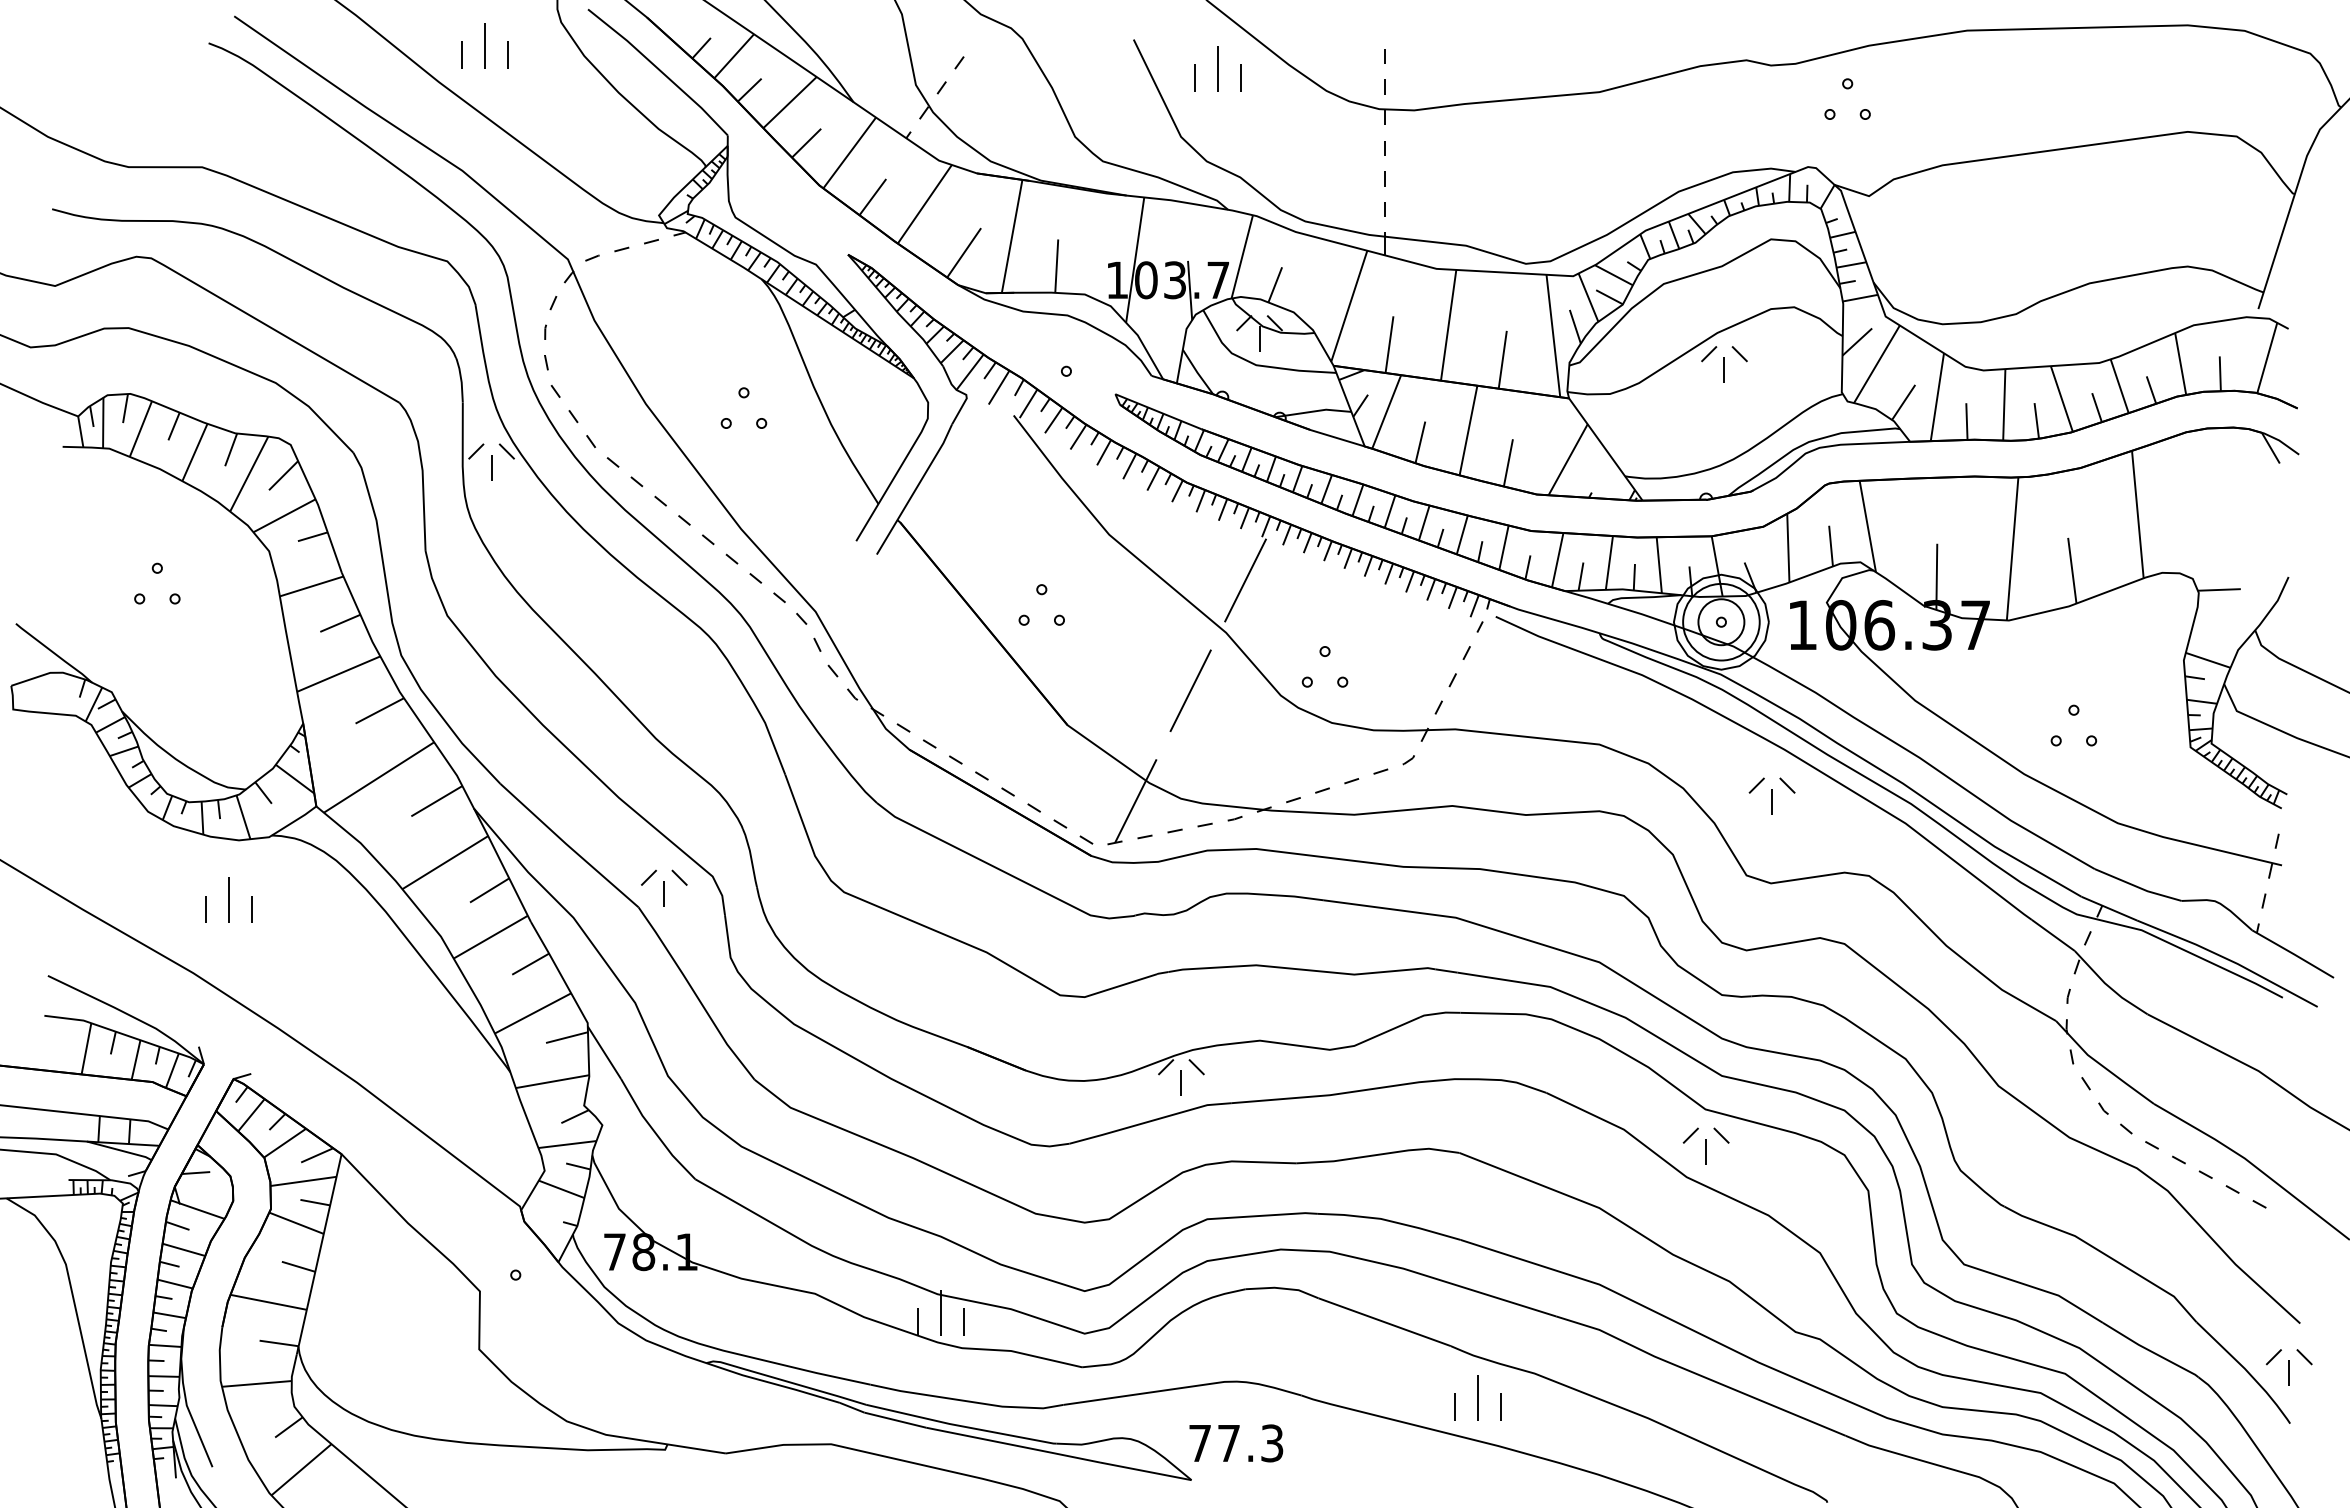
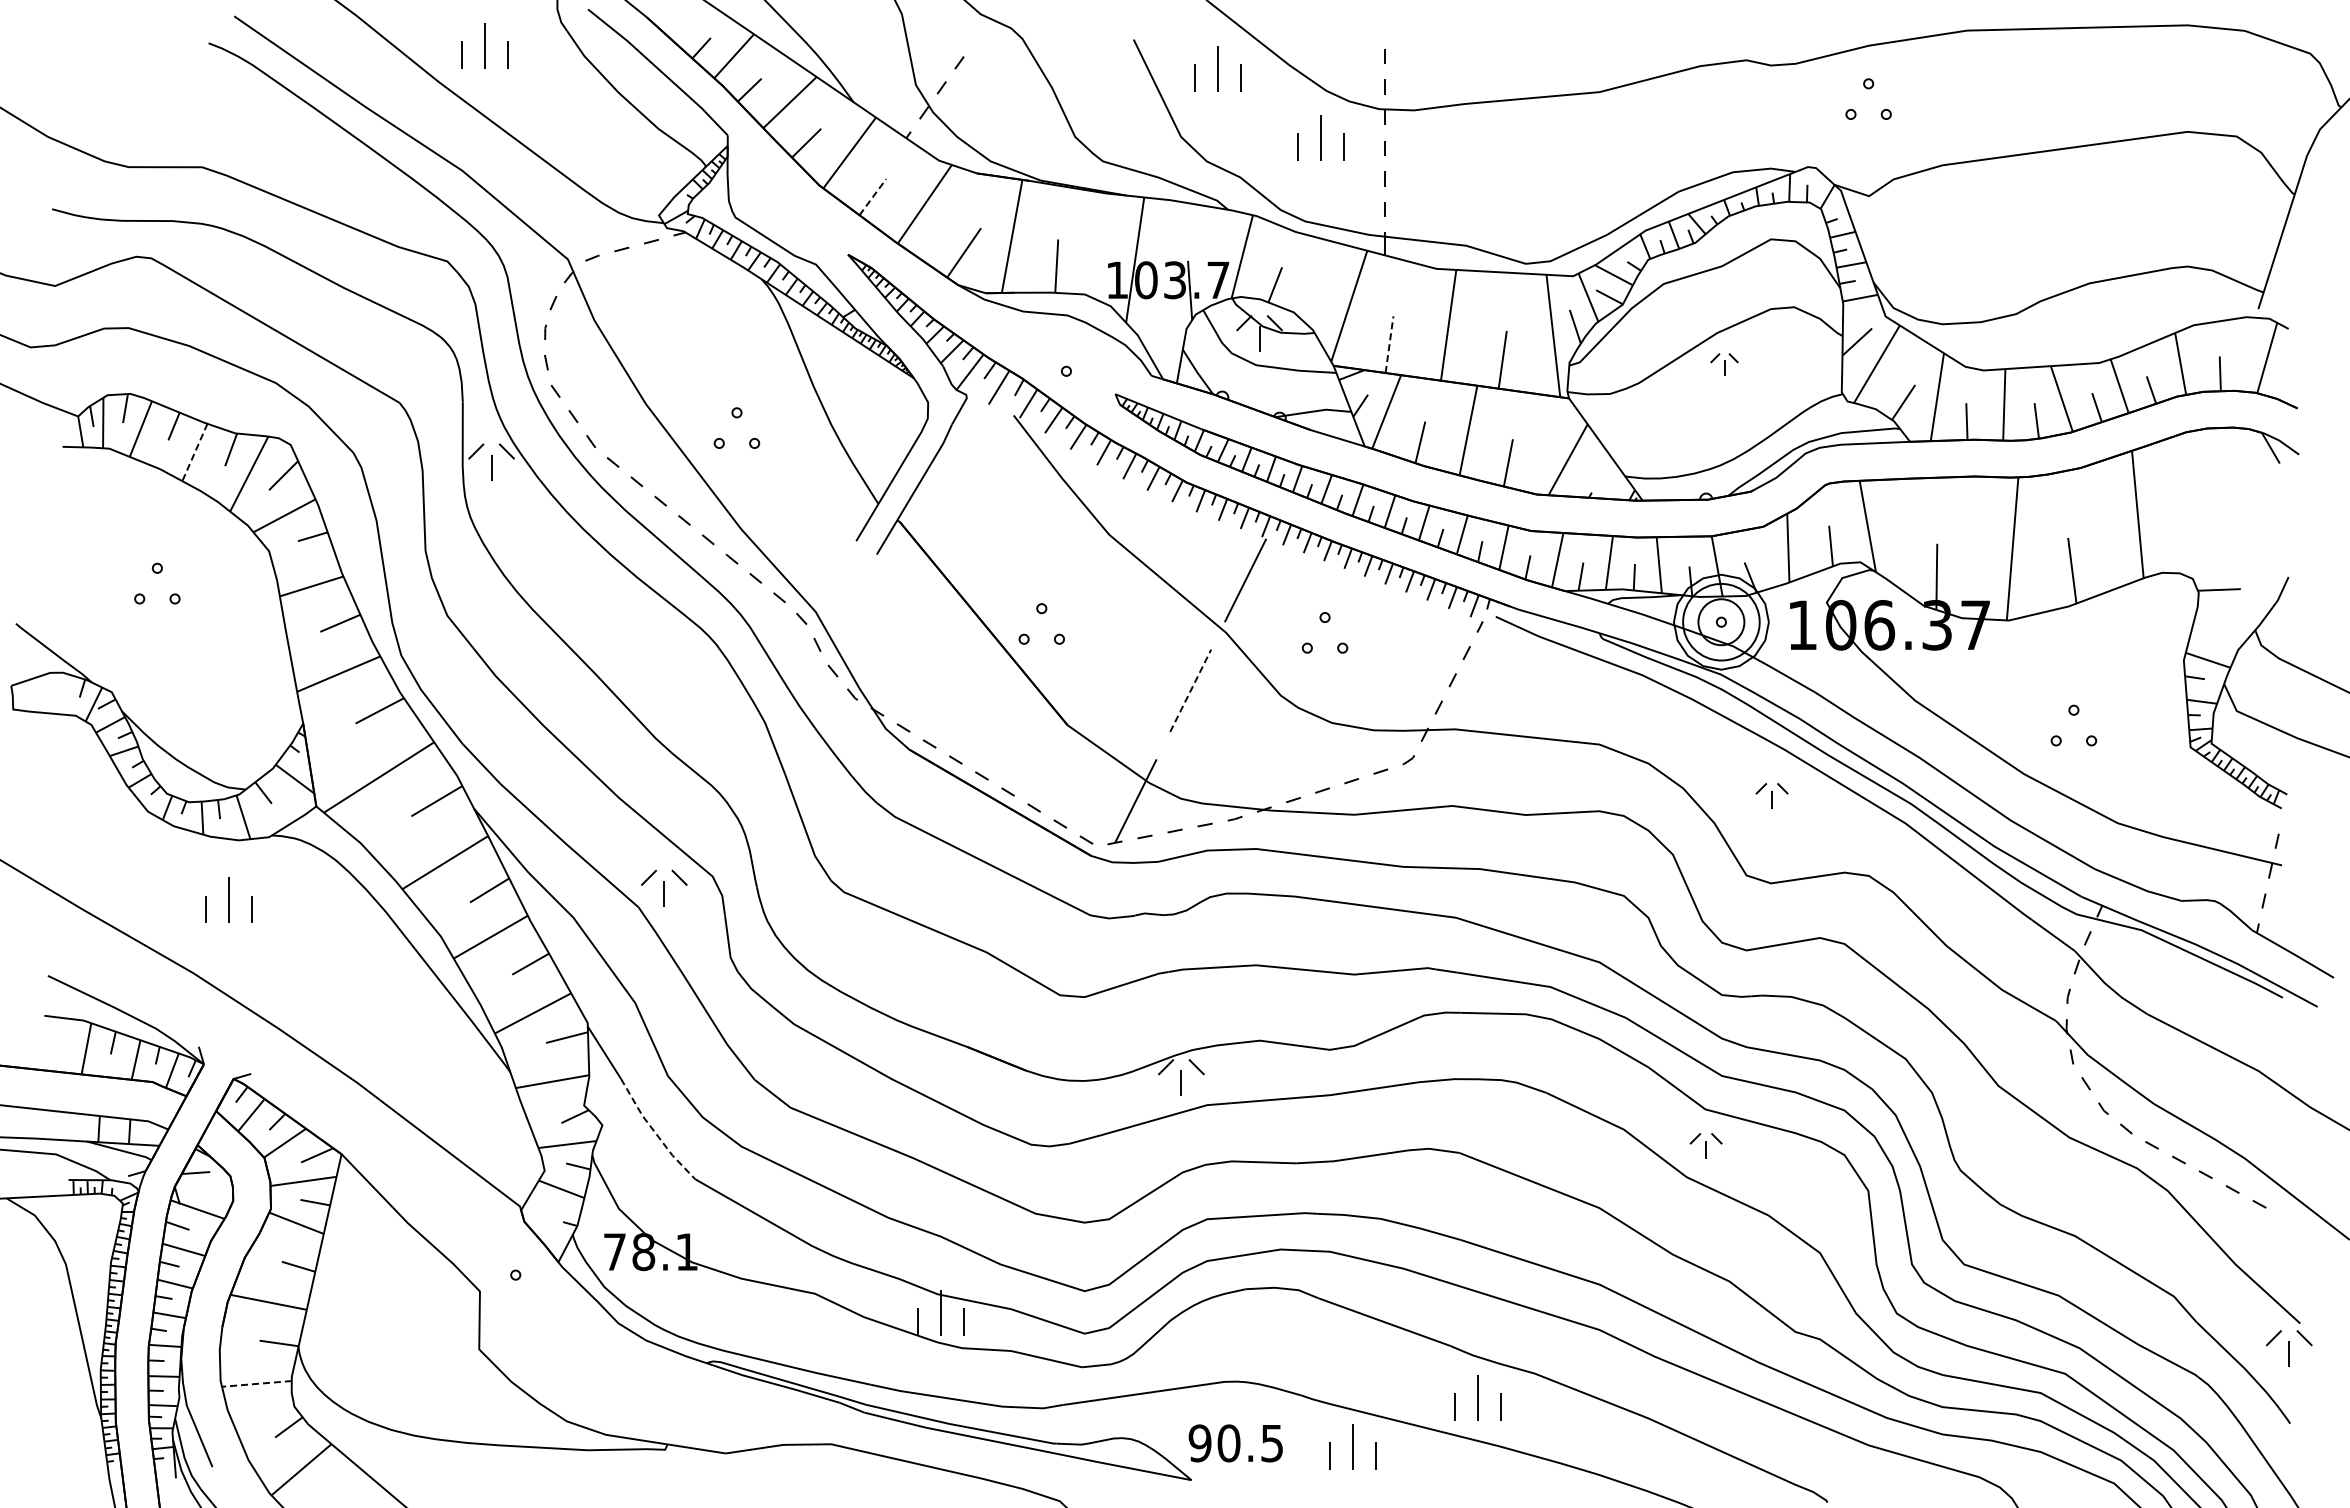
part position: (1847, 89) -> (1868, 89) (1868, 89)
part: none -> present (1320, 137)
line: solid -> dashed (873, 196)
line: solid -> dashed (1389, 344)
part size: 47x37 px -> 29x23 px (1724, 364)
part position: (743, 398) -> (736, 418) (736, 418)
line: solid -> dashed (194, 452)
part position: (1041, 595) -> (1041, 614) (1041, 614)
part position: (1324, 656) -> (1324, 622) (1324, 622)
line: solid -> dashed (1190, 690)
part size: 48x38 px -> 34x26 px (1771, 795)
line: solid -> dashed (654, 1131)
part size: 48x38 px -> 34x26 px (1705, 1145)
part position: (2288, 1367) -> (2288, 1348) (2288, 1348)
line: solid -> dashed (256, 1383)
text: 77.3 -> 90.5 (1235, 1443)
part: none -> present (1352, 1446)
